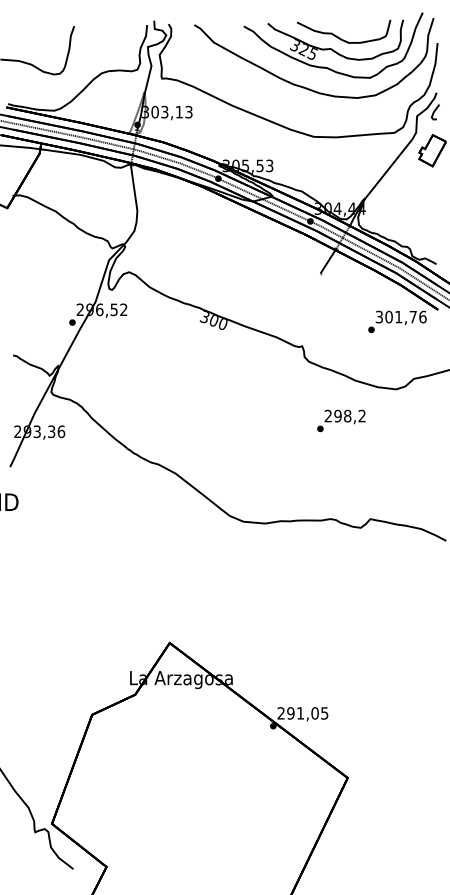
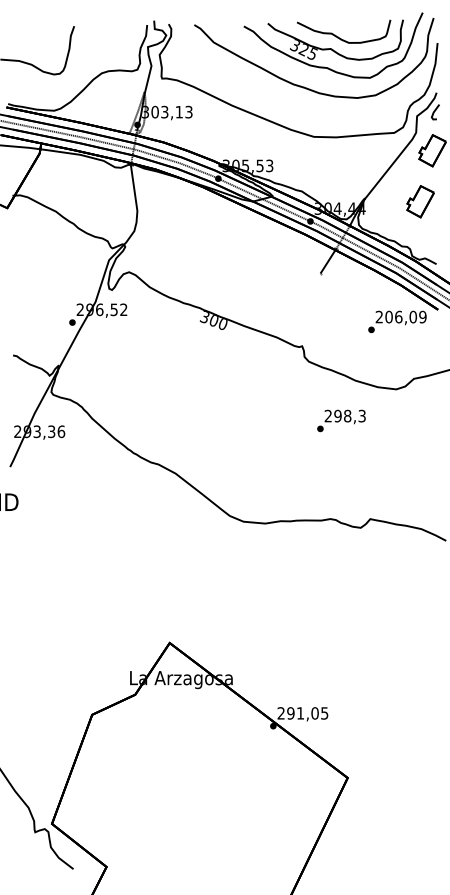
part: none -> present (420, 201)
text: 301,76 -> 206,09 (400, 316)
text: 298,2 -> 298,3 (361, 416)
